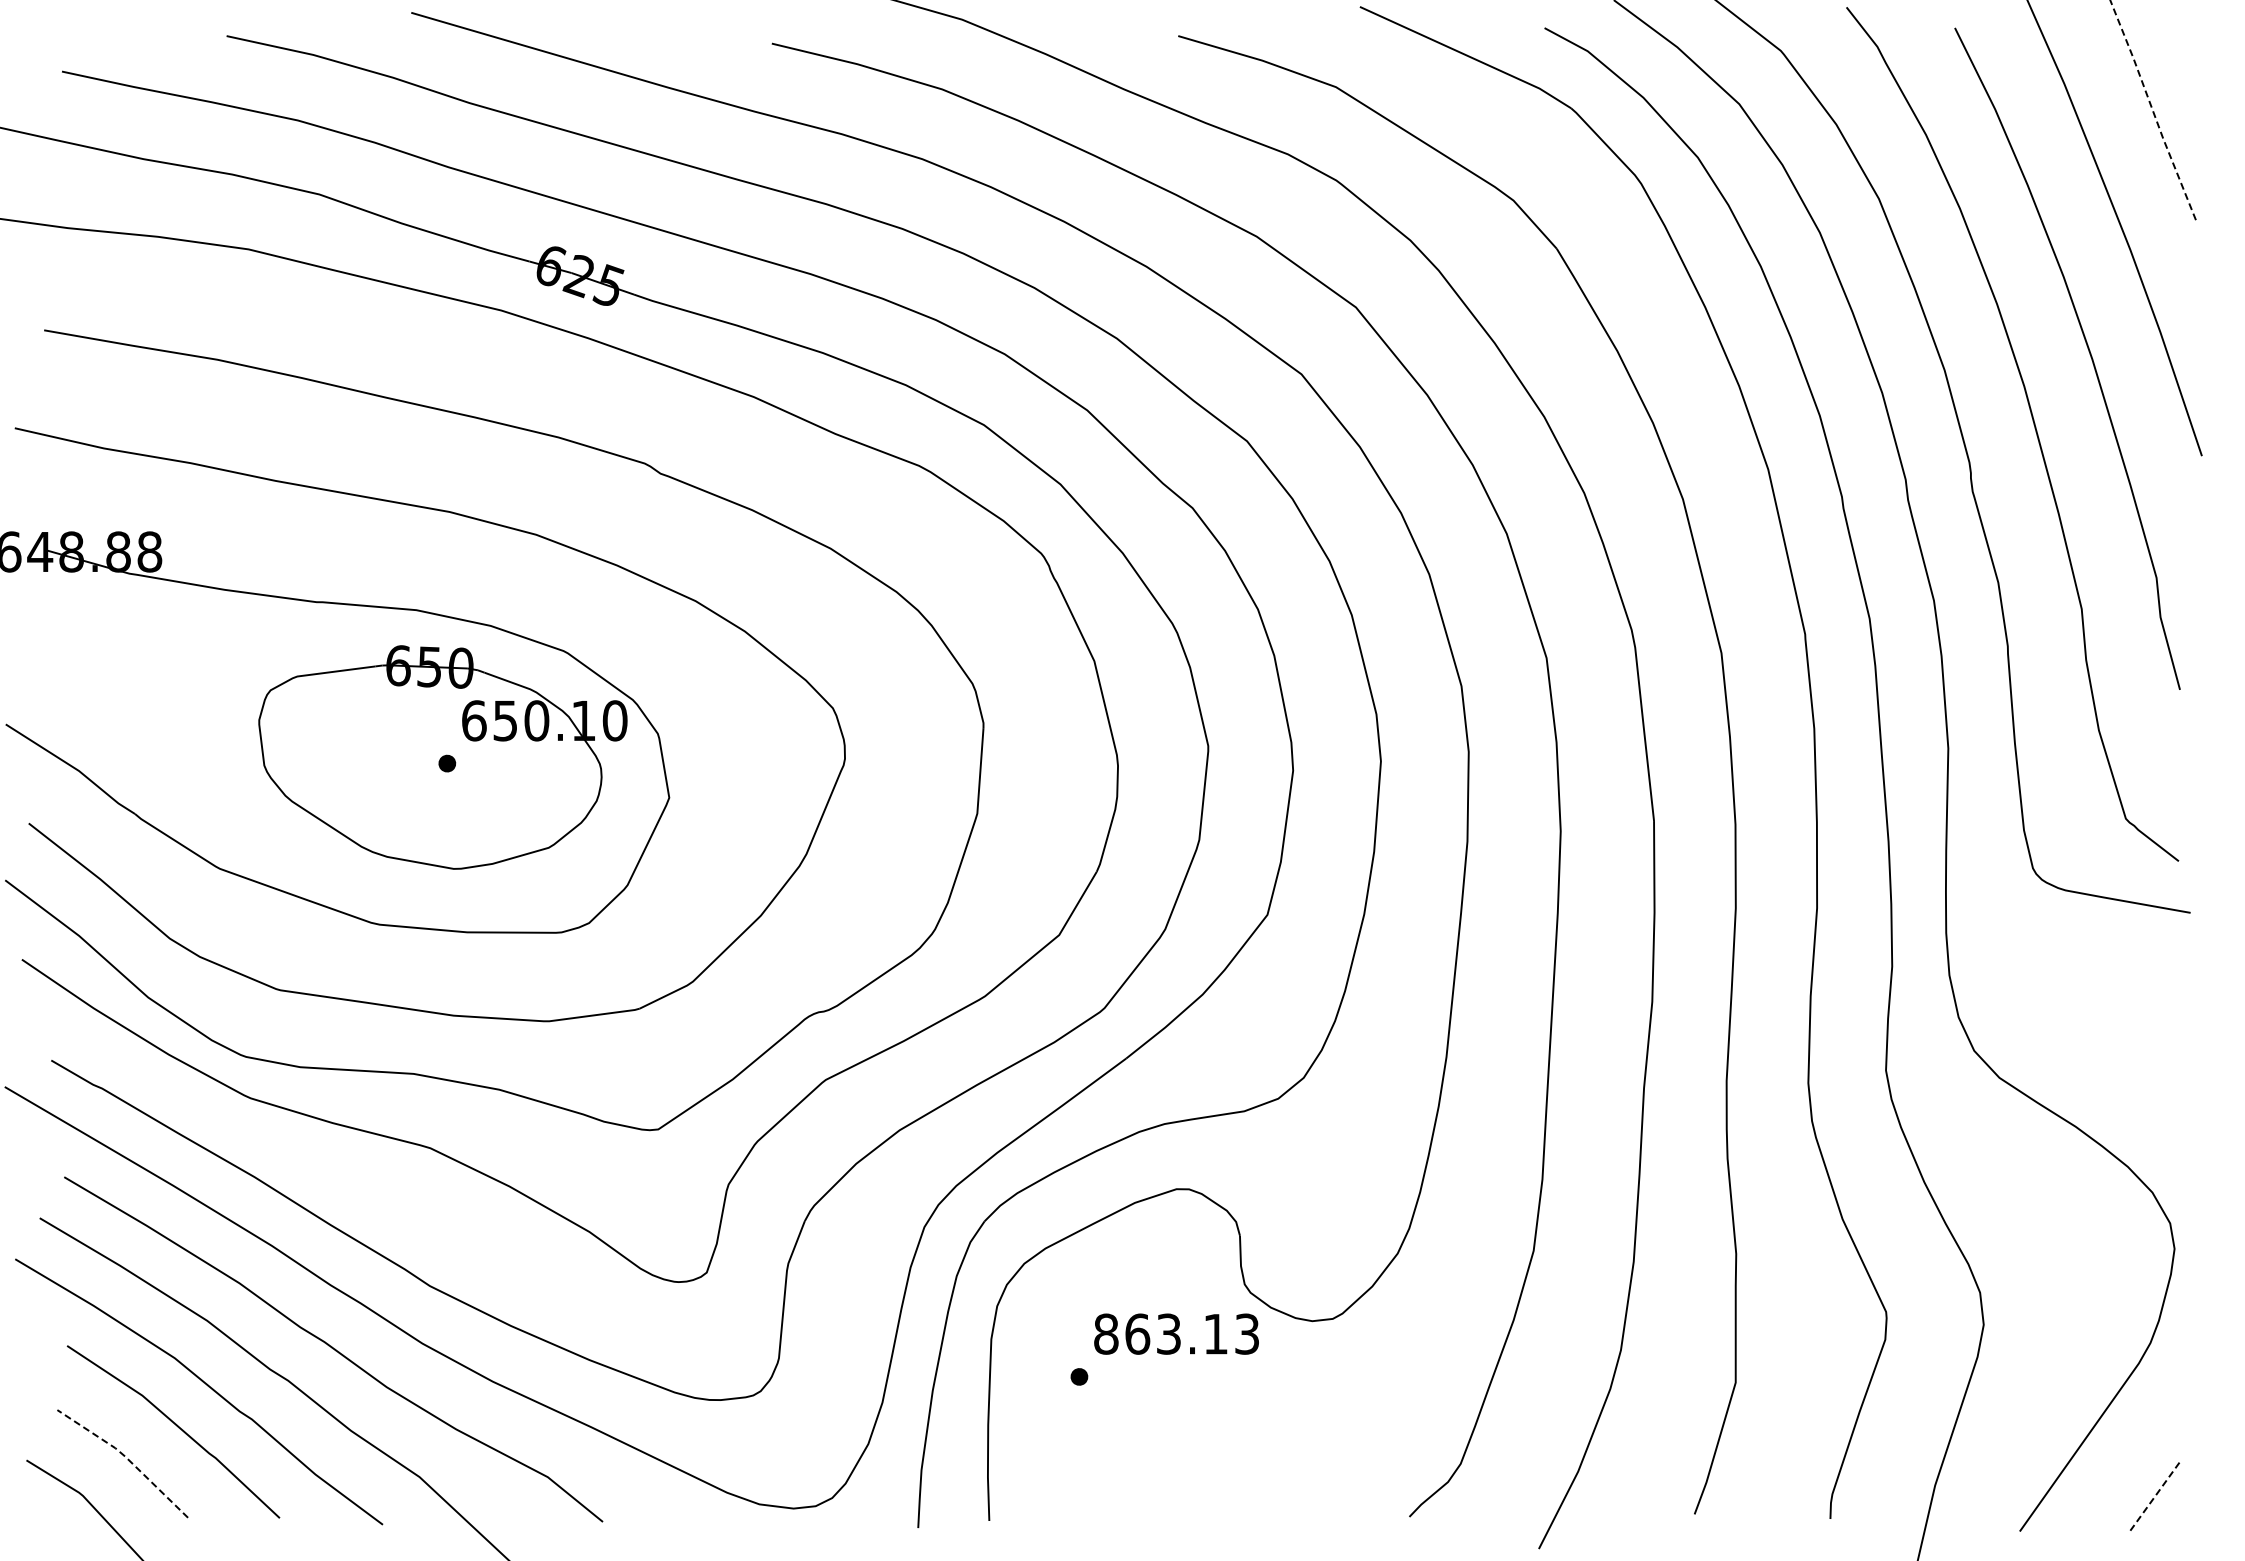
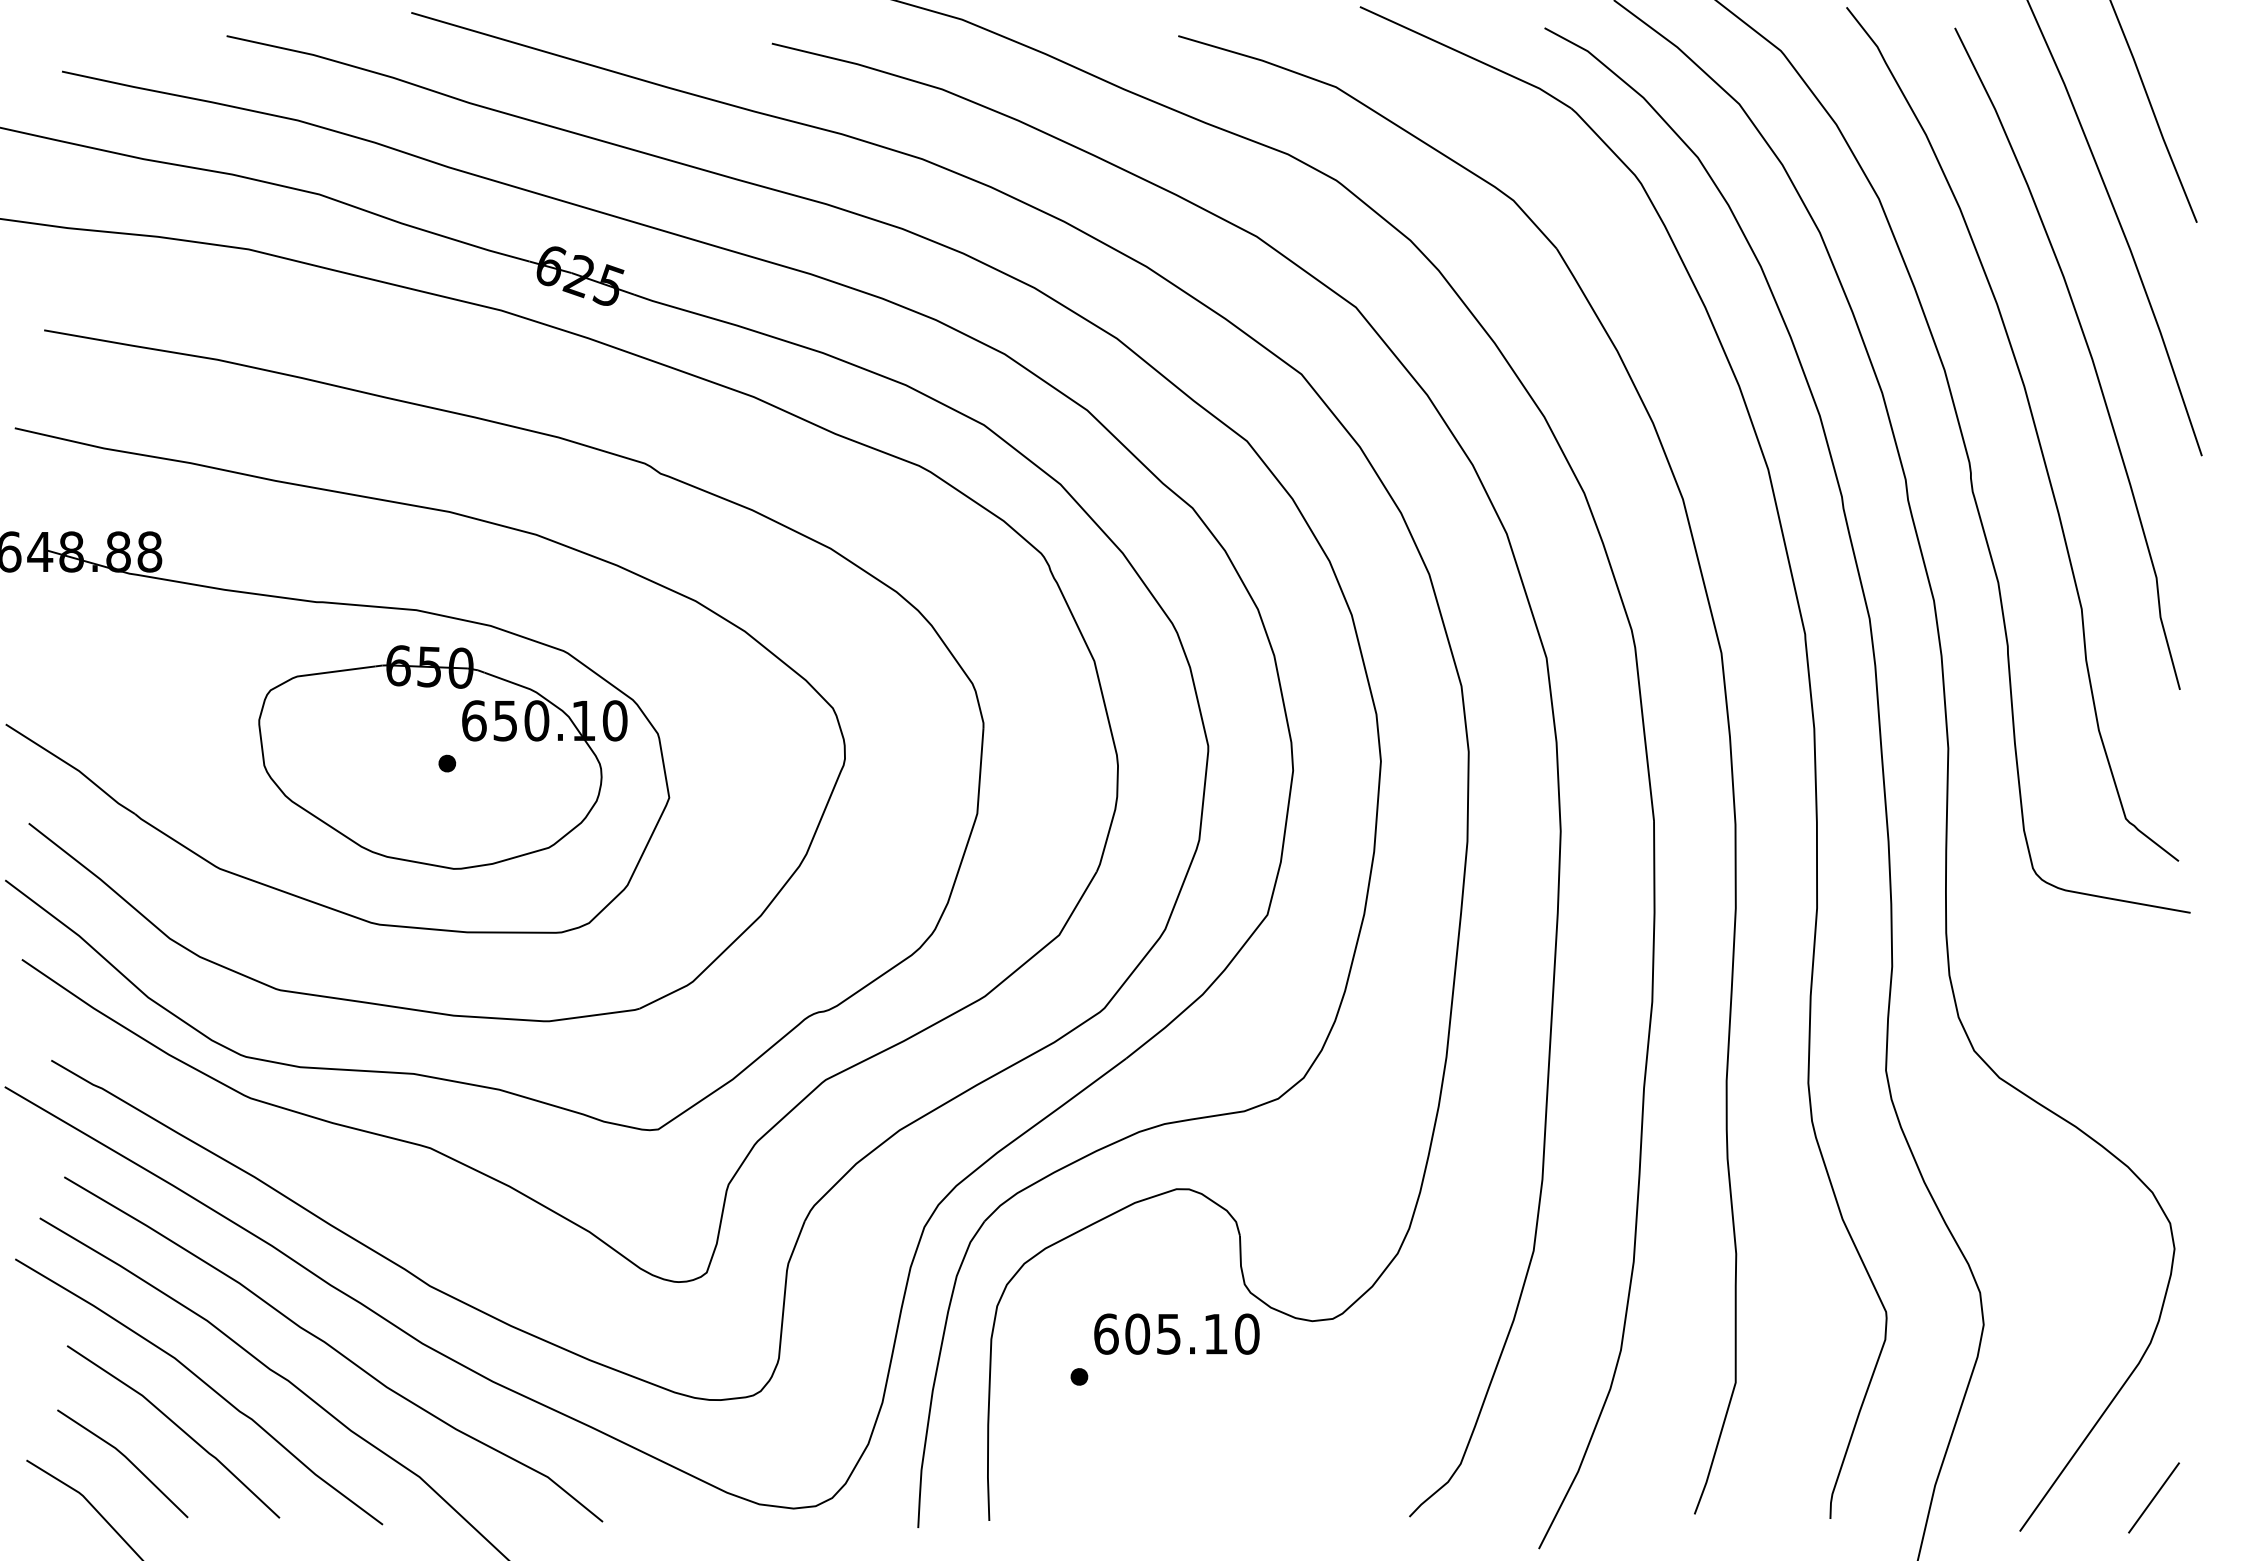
line: dashed -> solid (2153, 111)
text: 863.13 -> 605.10 (1176, 1333)
line: dashed -> solid (126, 1457)
line: dashed -> solid (2154, 1497)
